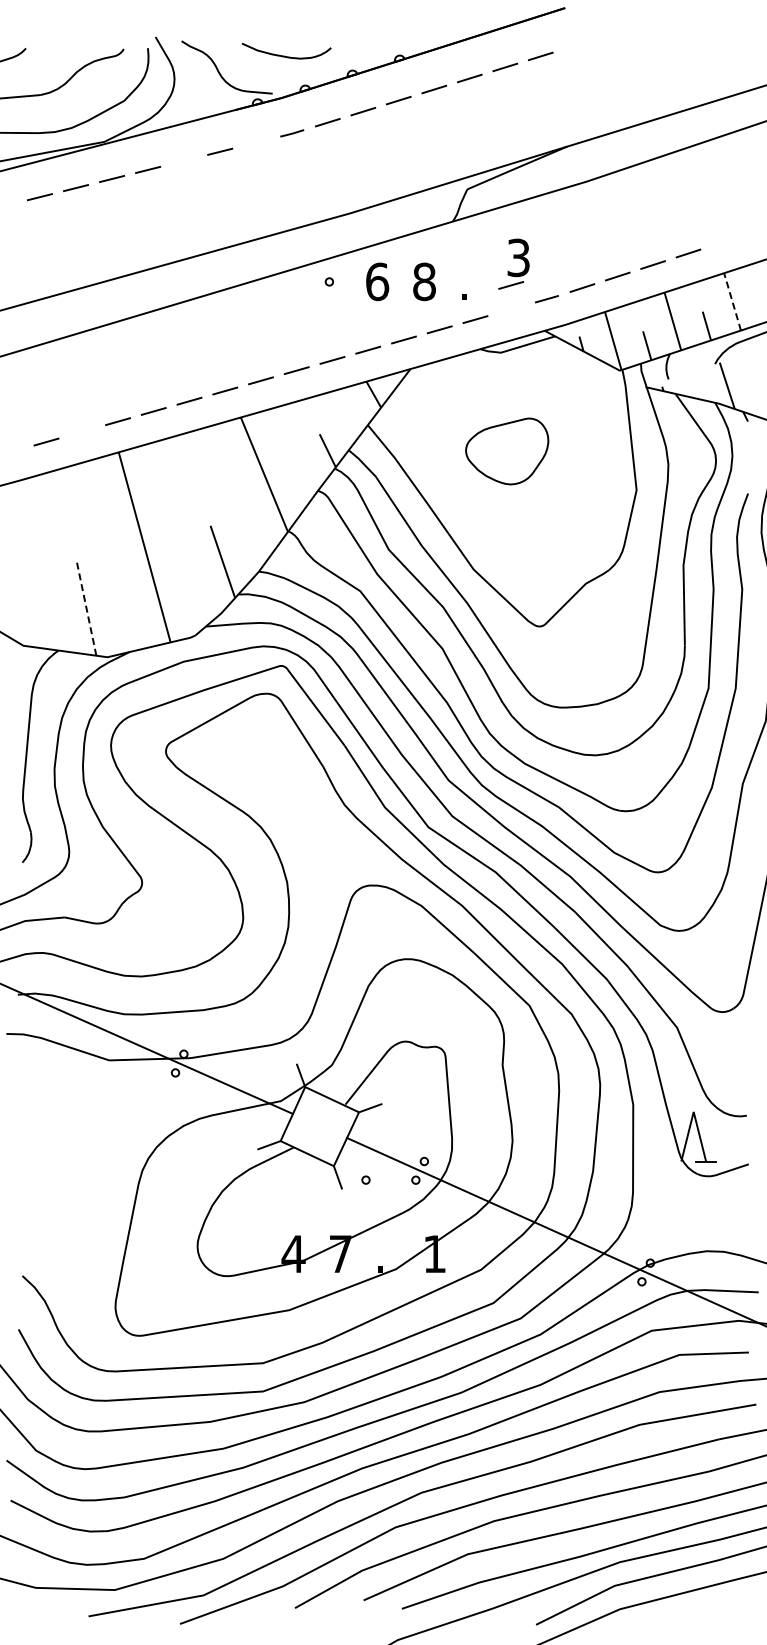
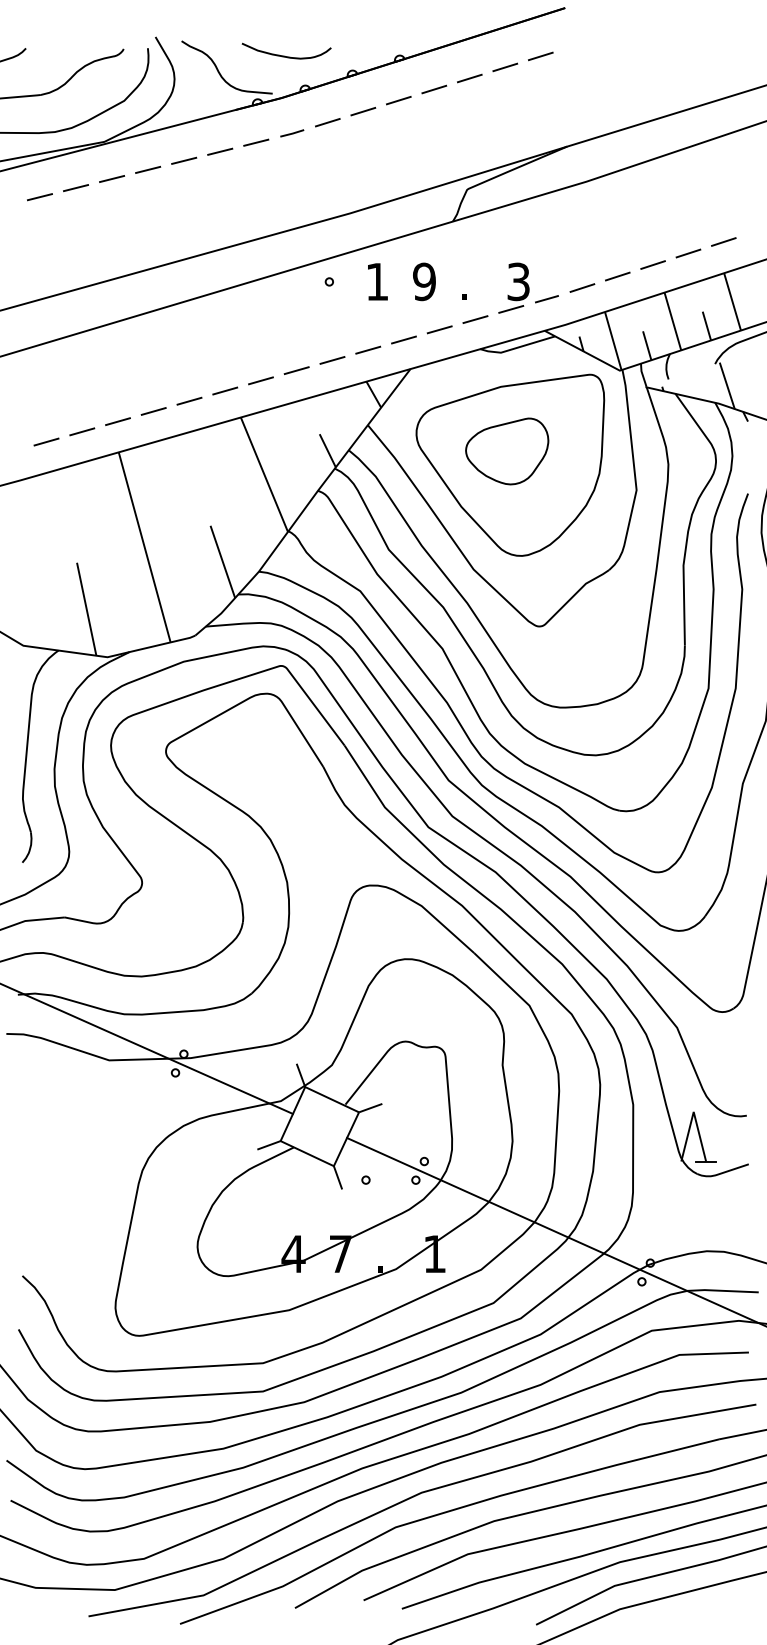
line: none -> present (256, 142)
line: none -> present (184, 160)
line: none -> present (723, 241)
part position: (513, 263) -> (513, 287) (513, 287)
text: 6 -> 1 (377, 281)
text: 8 -> 9 (424, 281)
line: dashed -> solid (732, 301)
line: none -> present (82, 431)
part: none -> present (510, 464)
line: dashed -> solid (86, 608)
